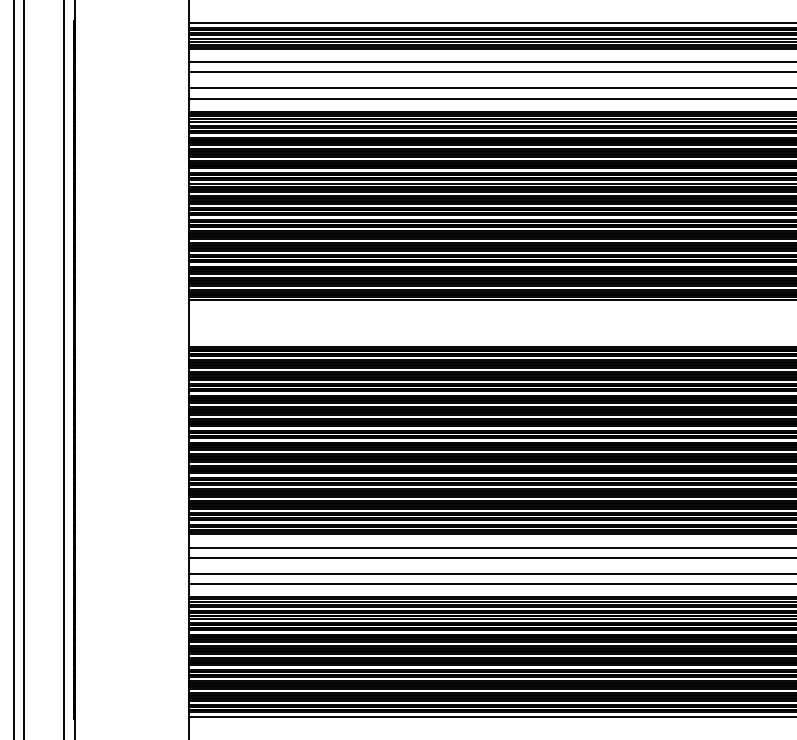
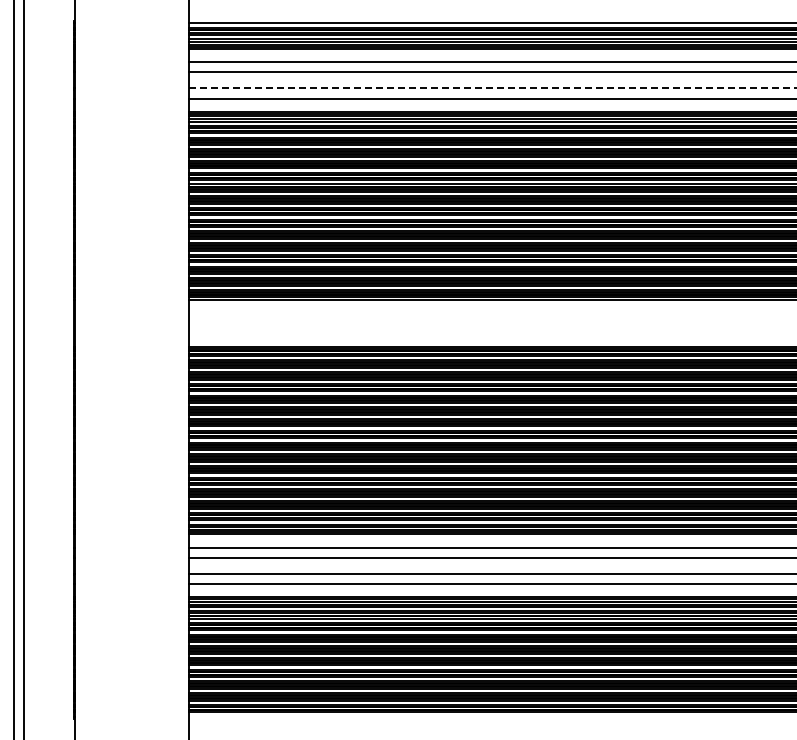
line: solid -> dashed (492, 88)
line: present -> none (64, 369)
line: present -> none (490, 716)
